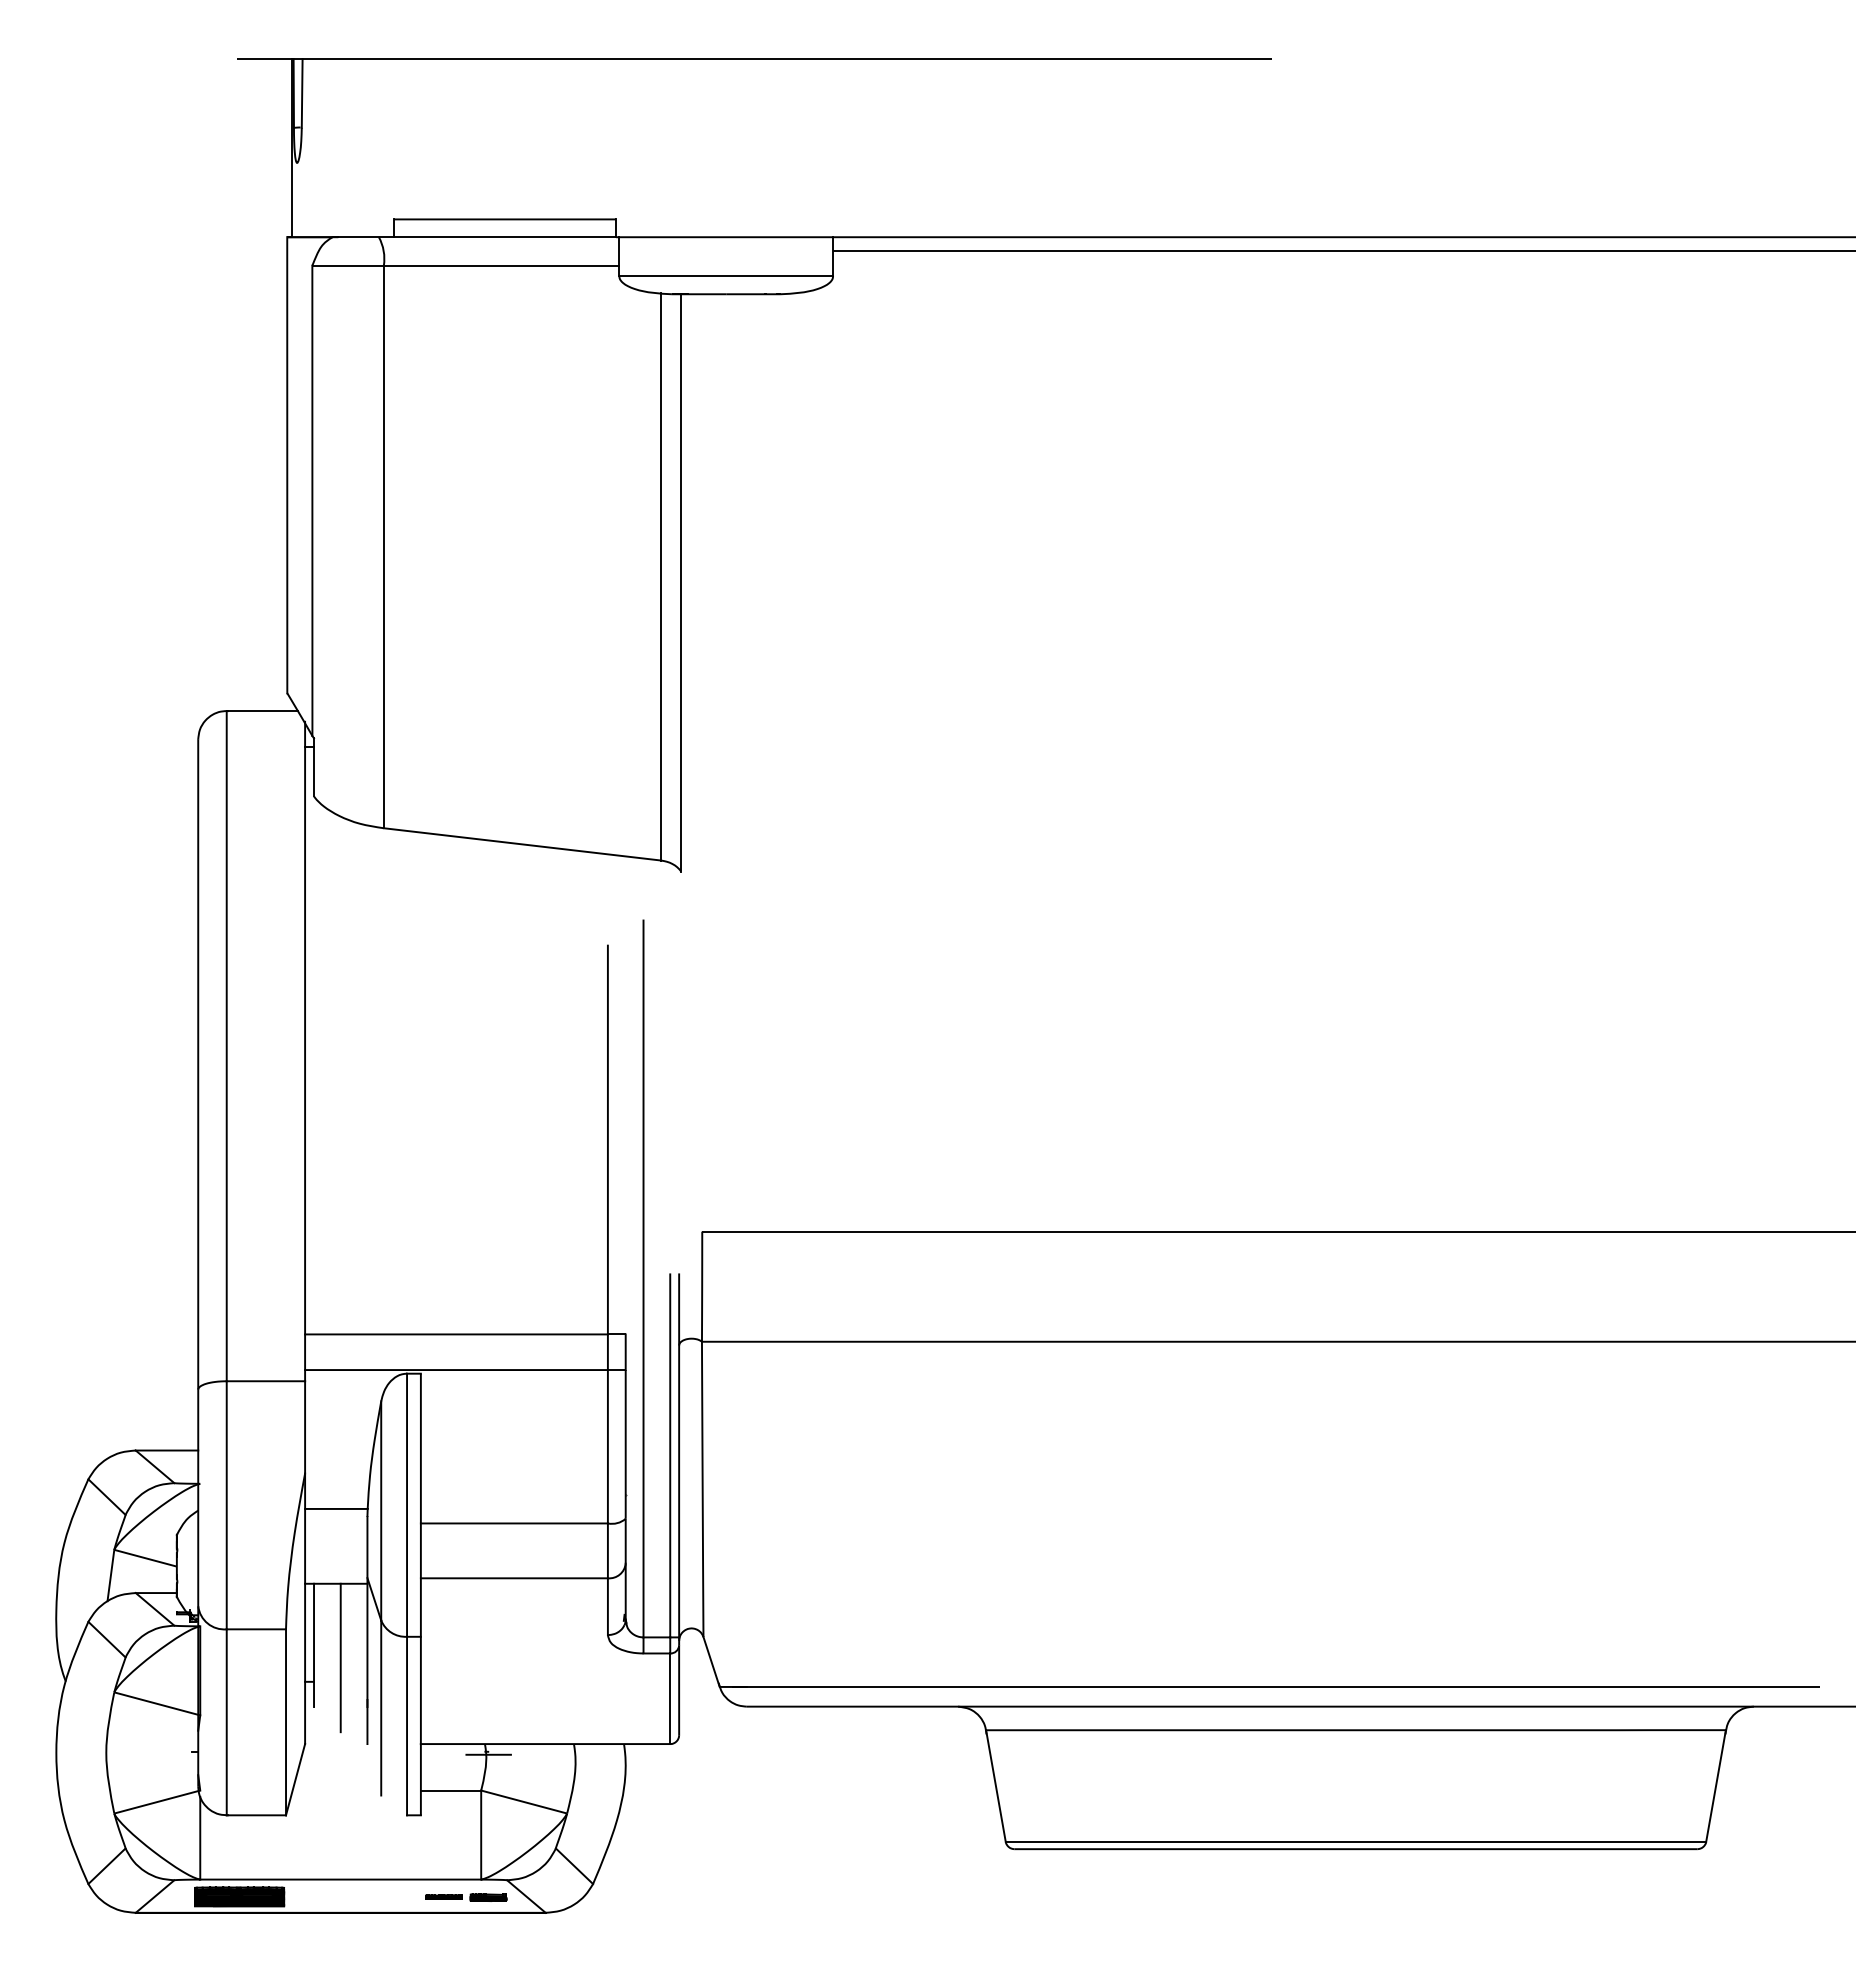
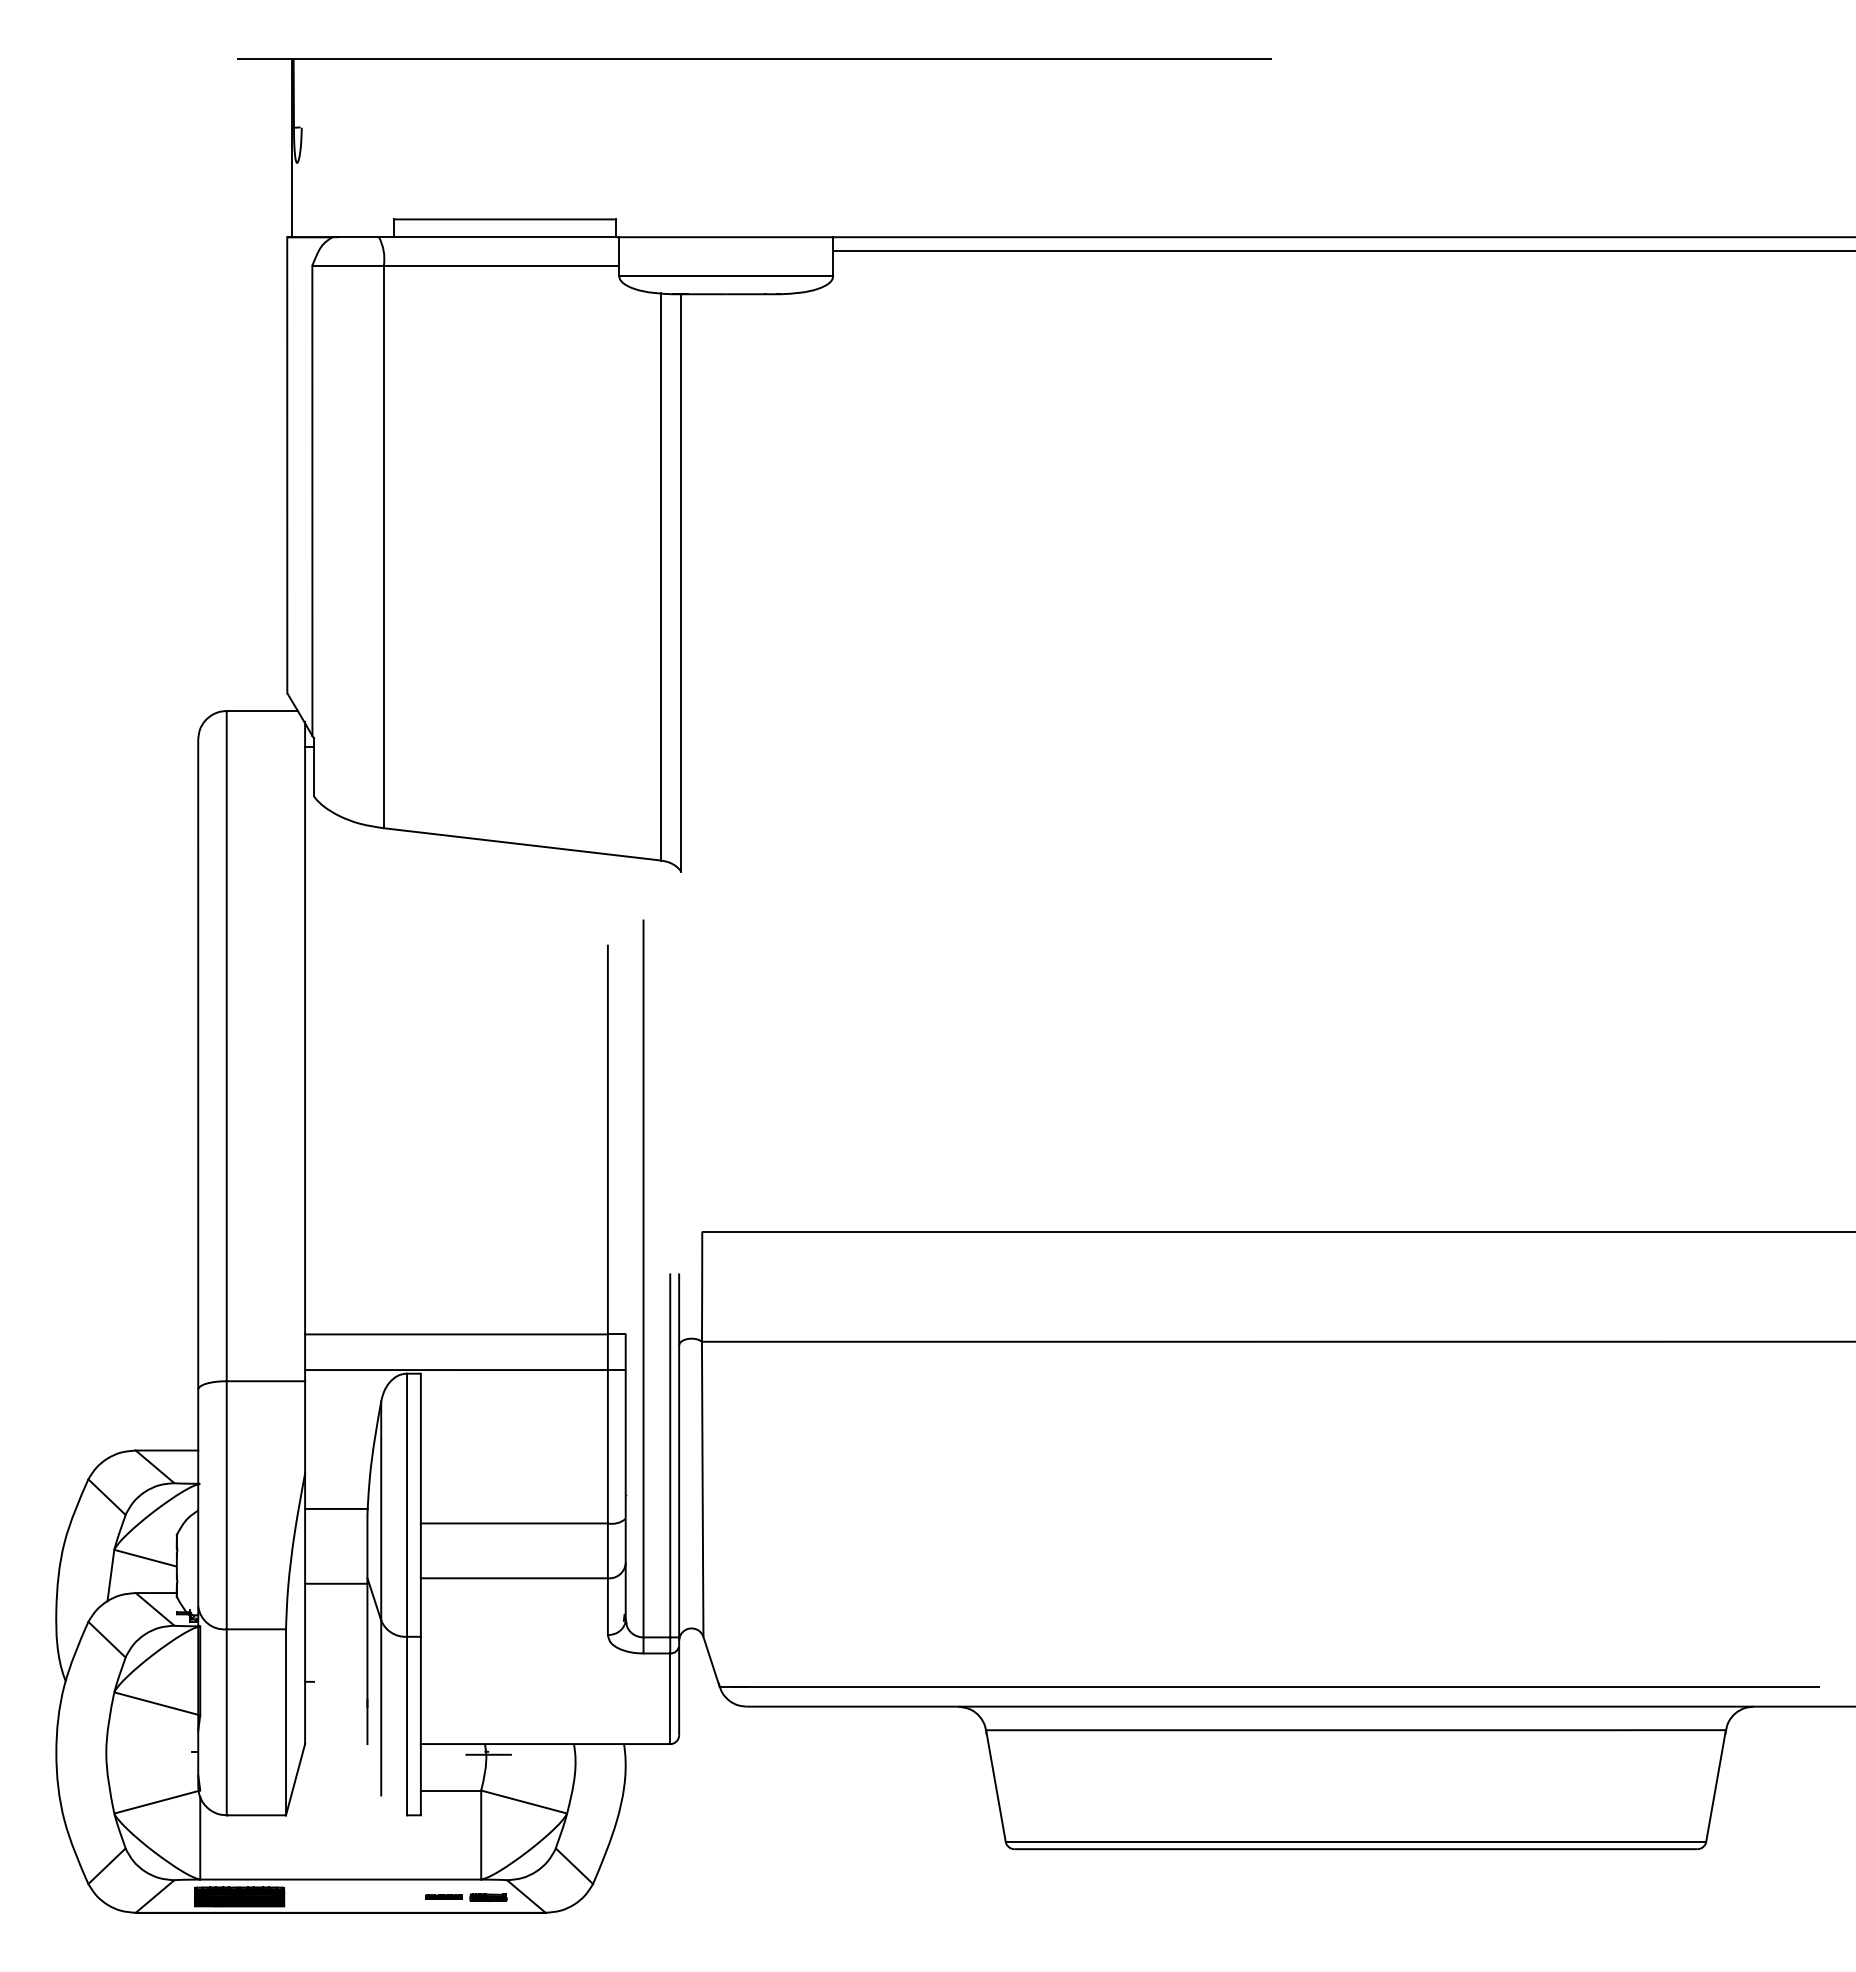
line: present -> none (301, 93)
line: present -> none (314, 1645)
line: present -> none (340, 1657)
